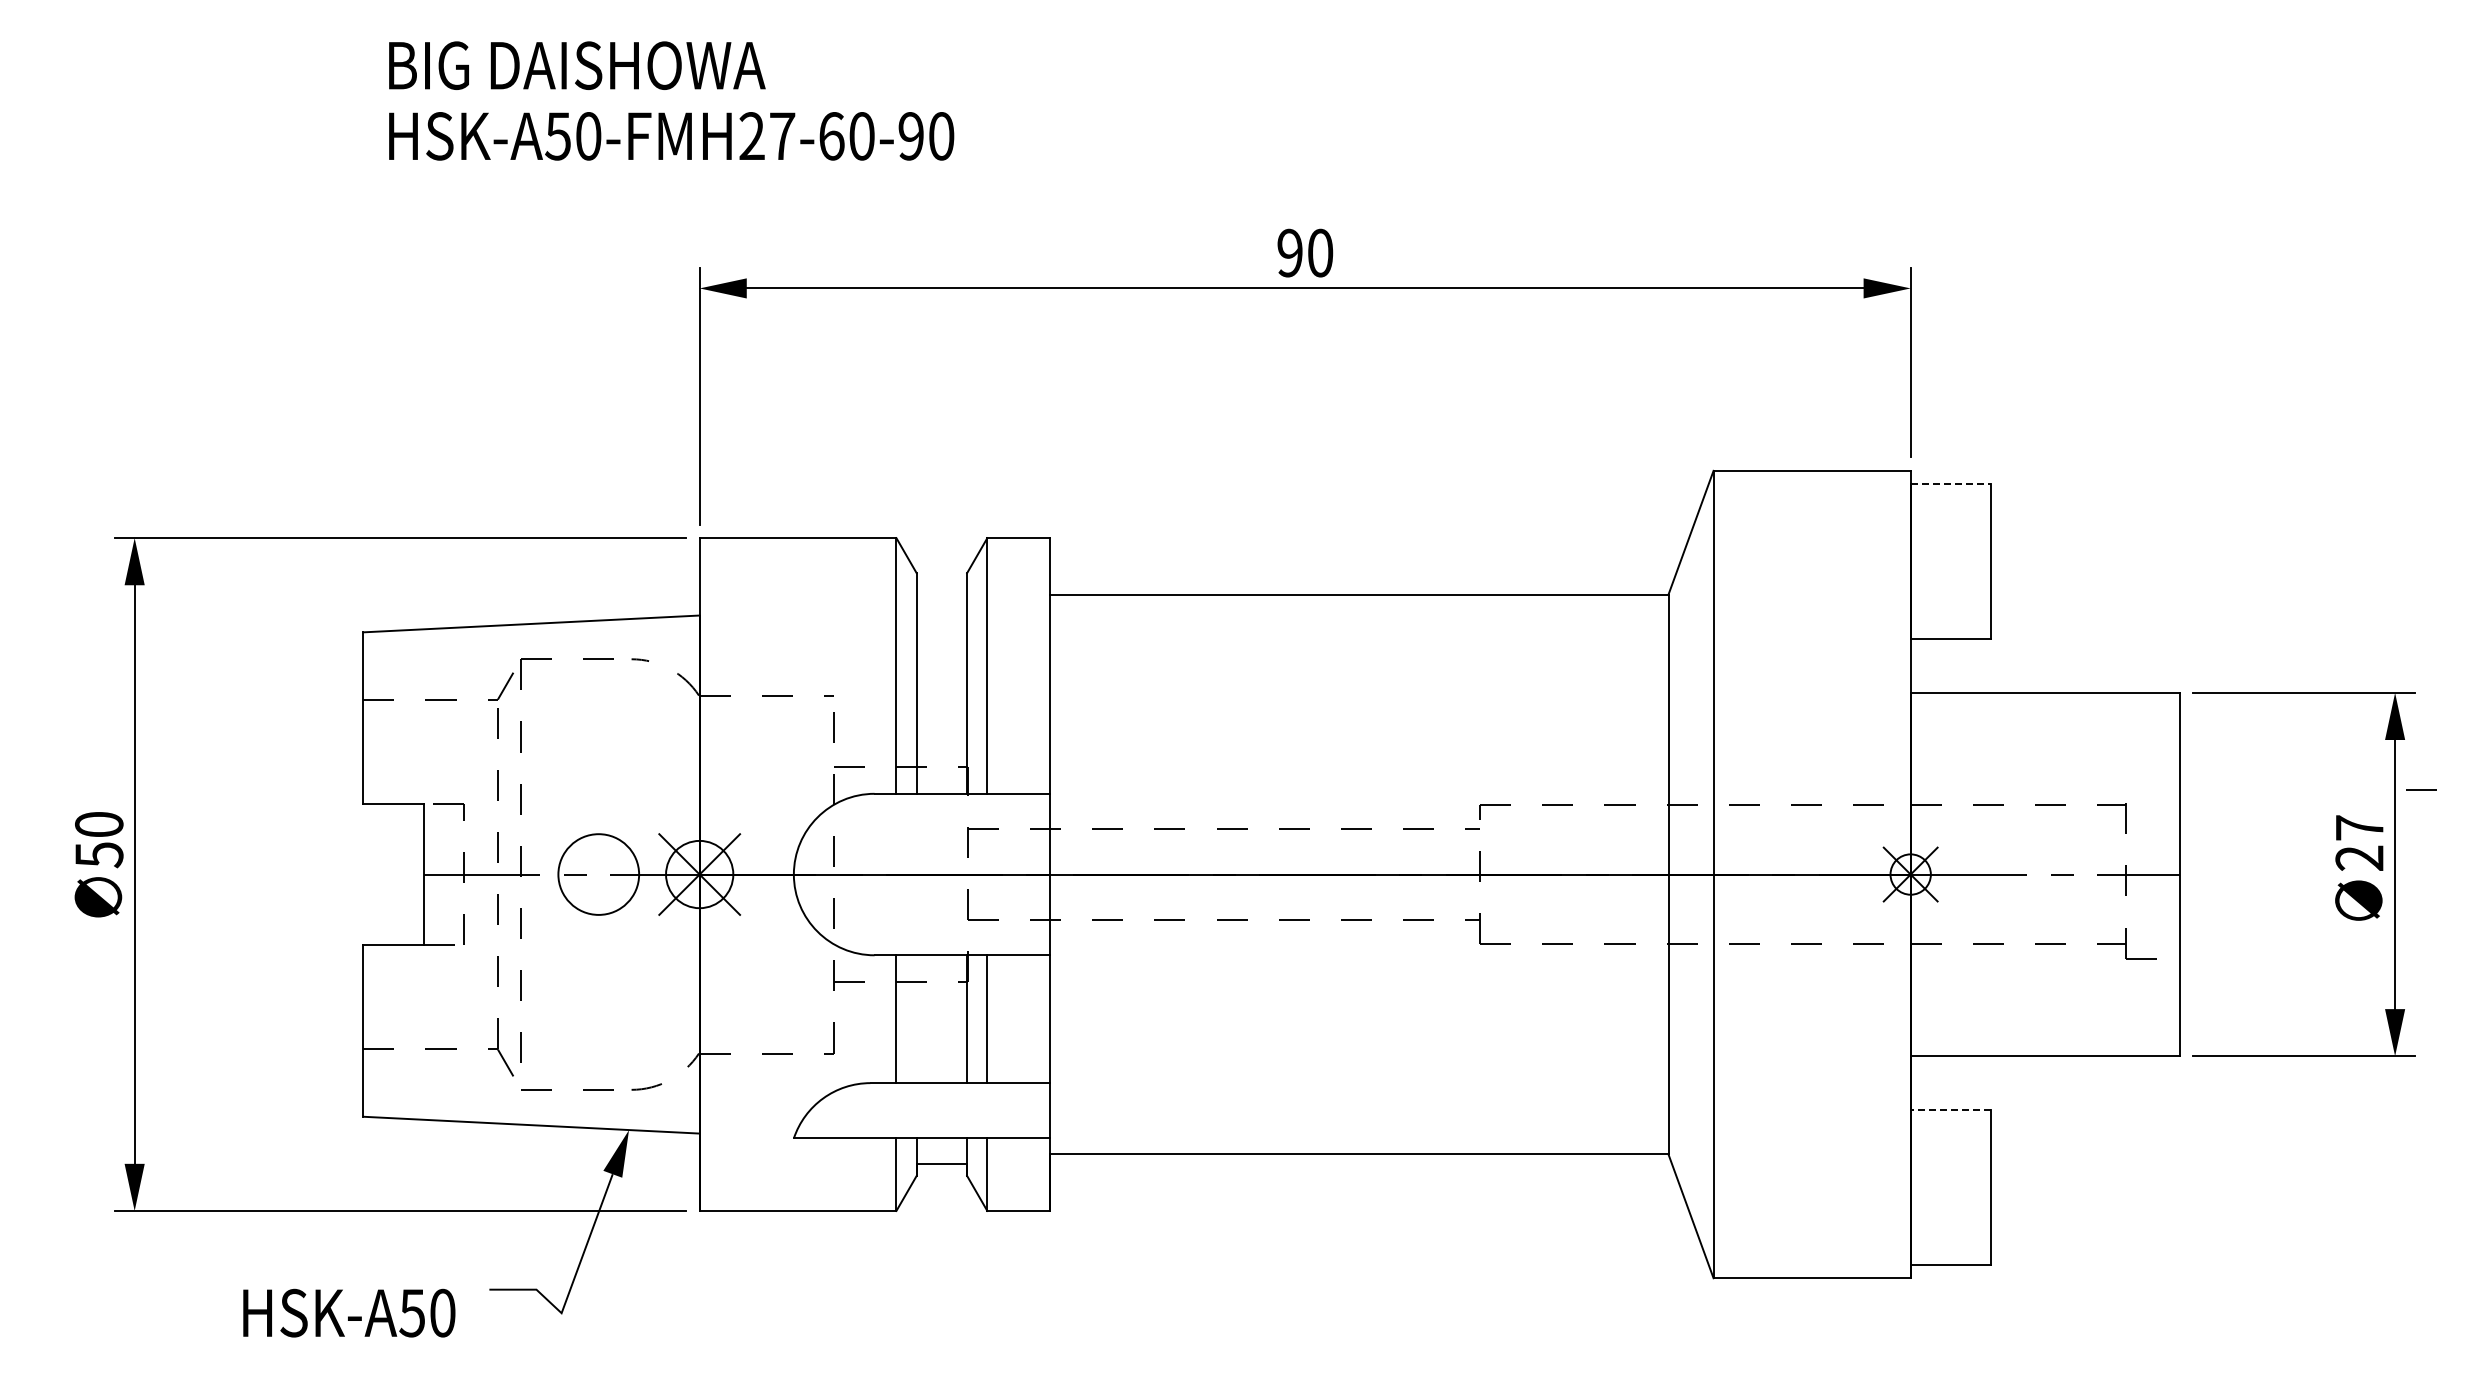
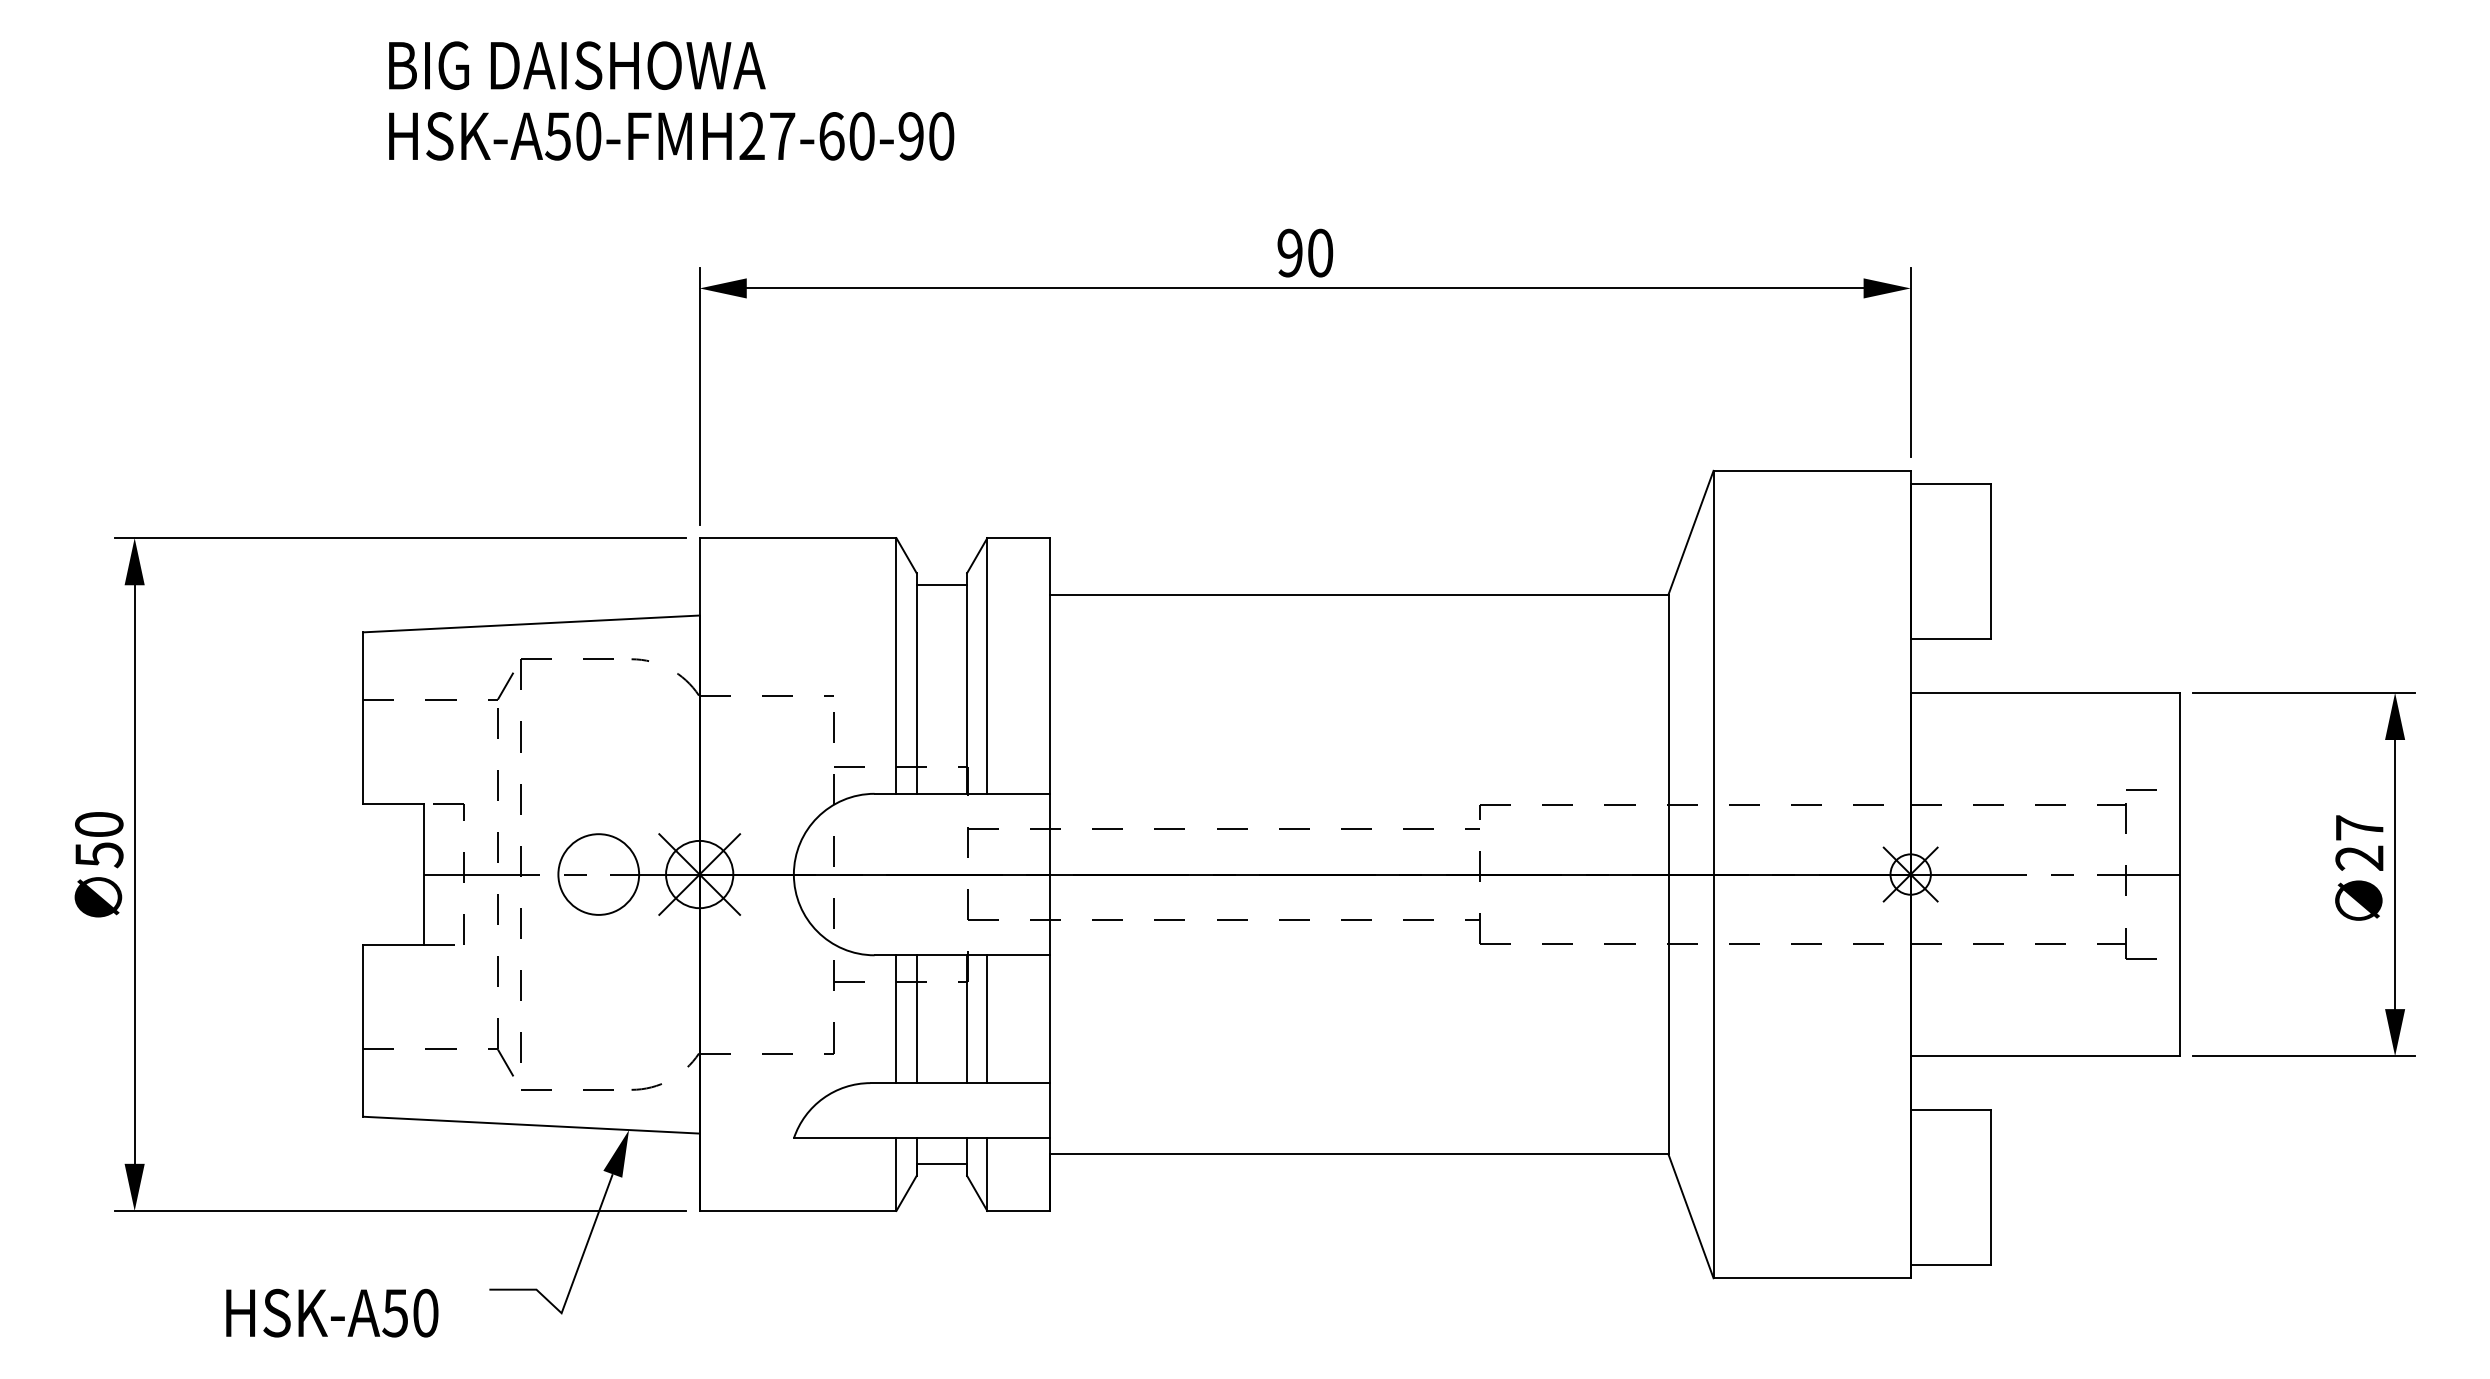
line: dashed -> solid (1951, 484)
line: none -> present (941, 585)
line position: (2421, 789) -> (2141, 789) (2141, 789)
line: none -> present (916, 1019)
line: dashed -> solid (1950, 1110)
text position: (349, 1312) -> (332, 1312) (332, 1312)
